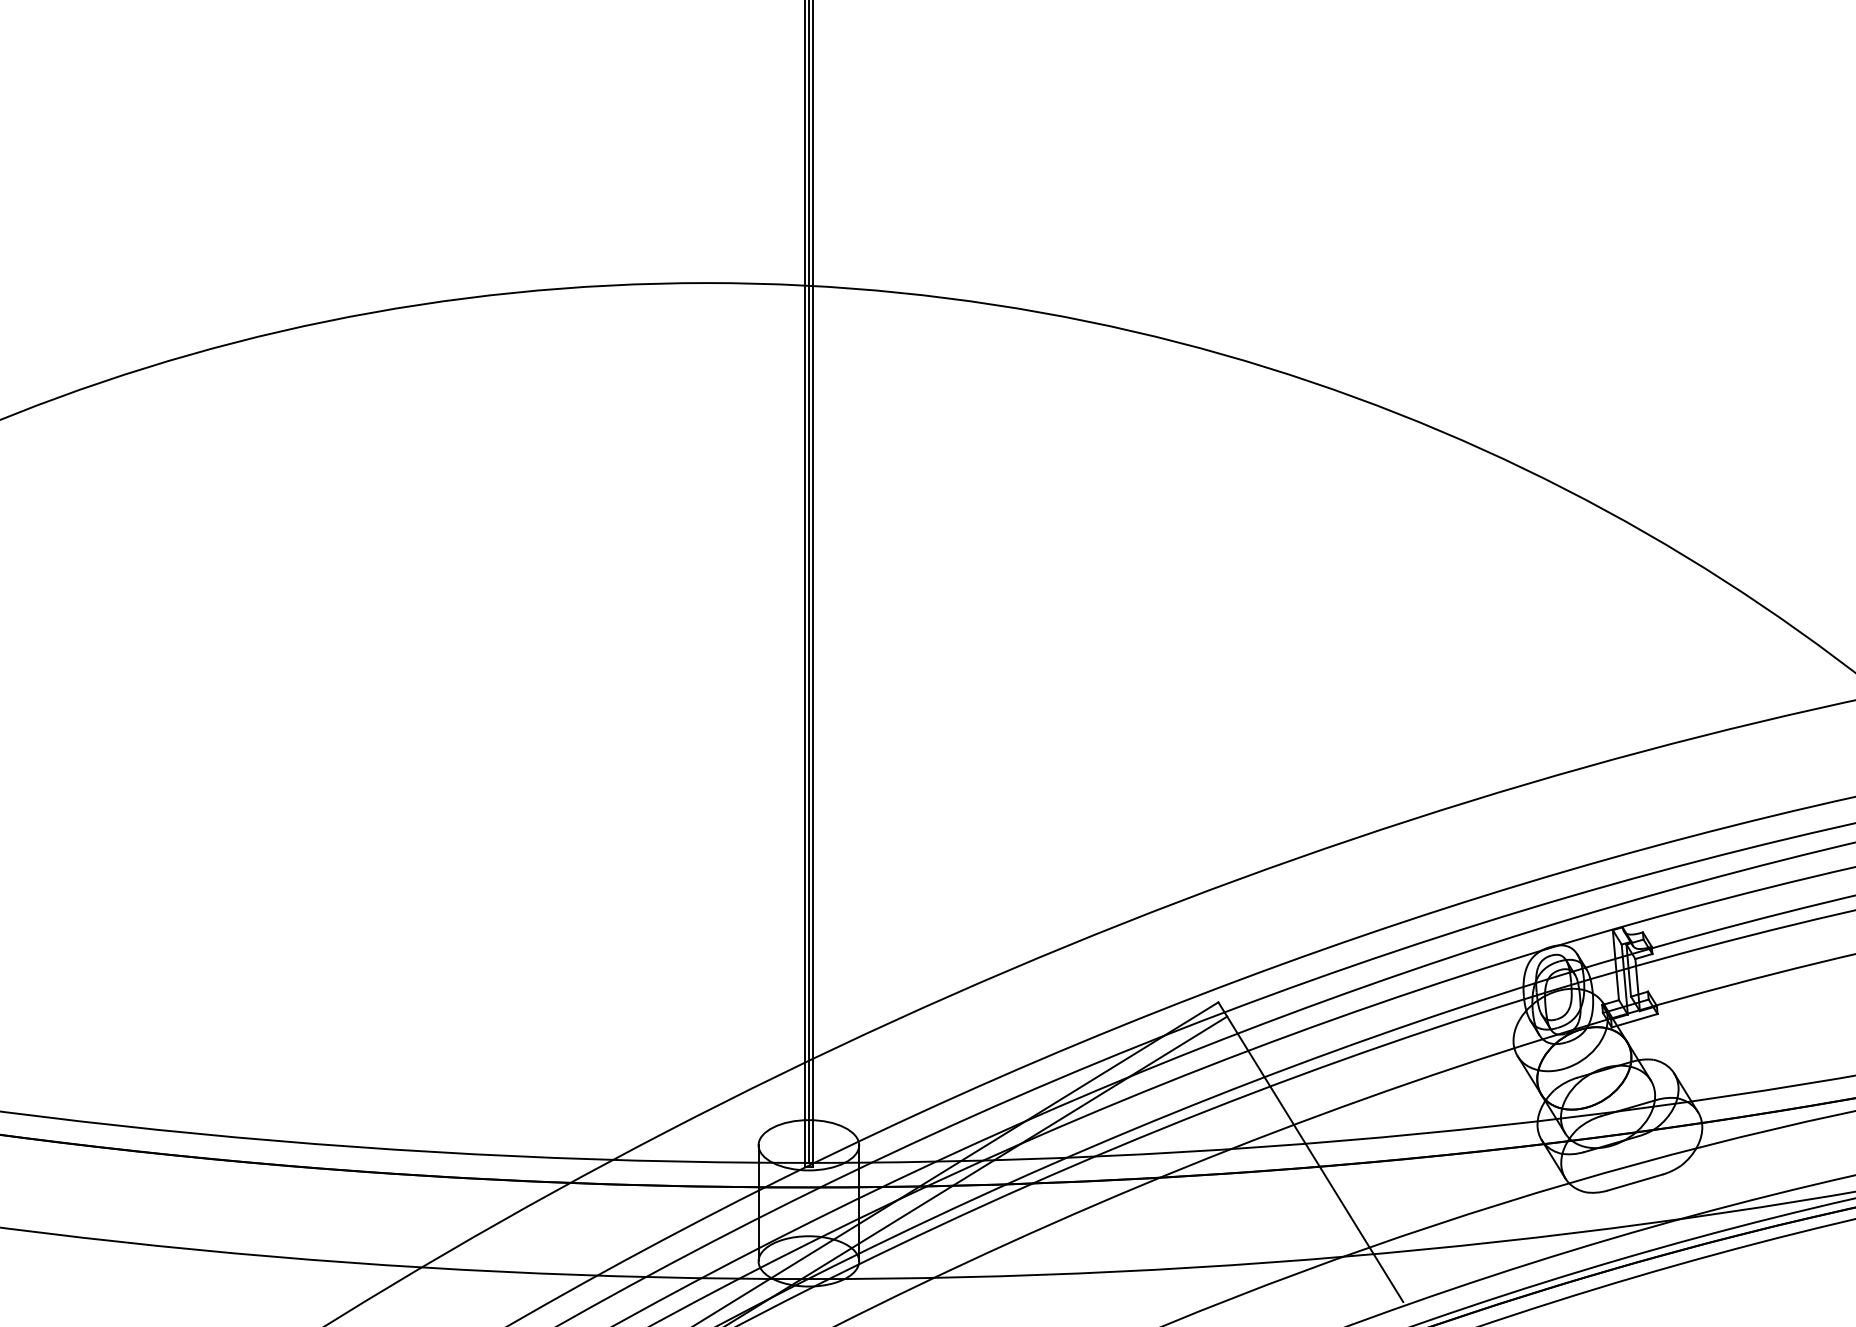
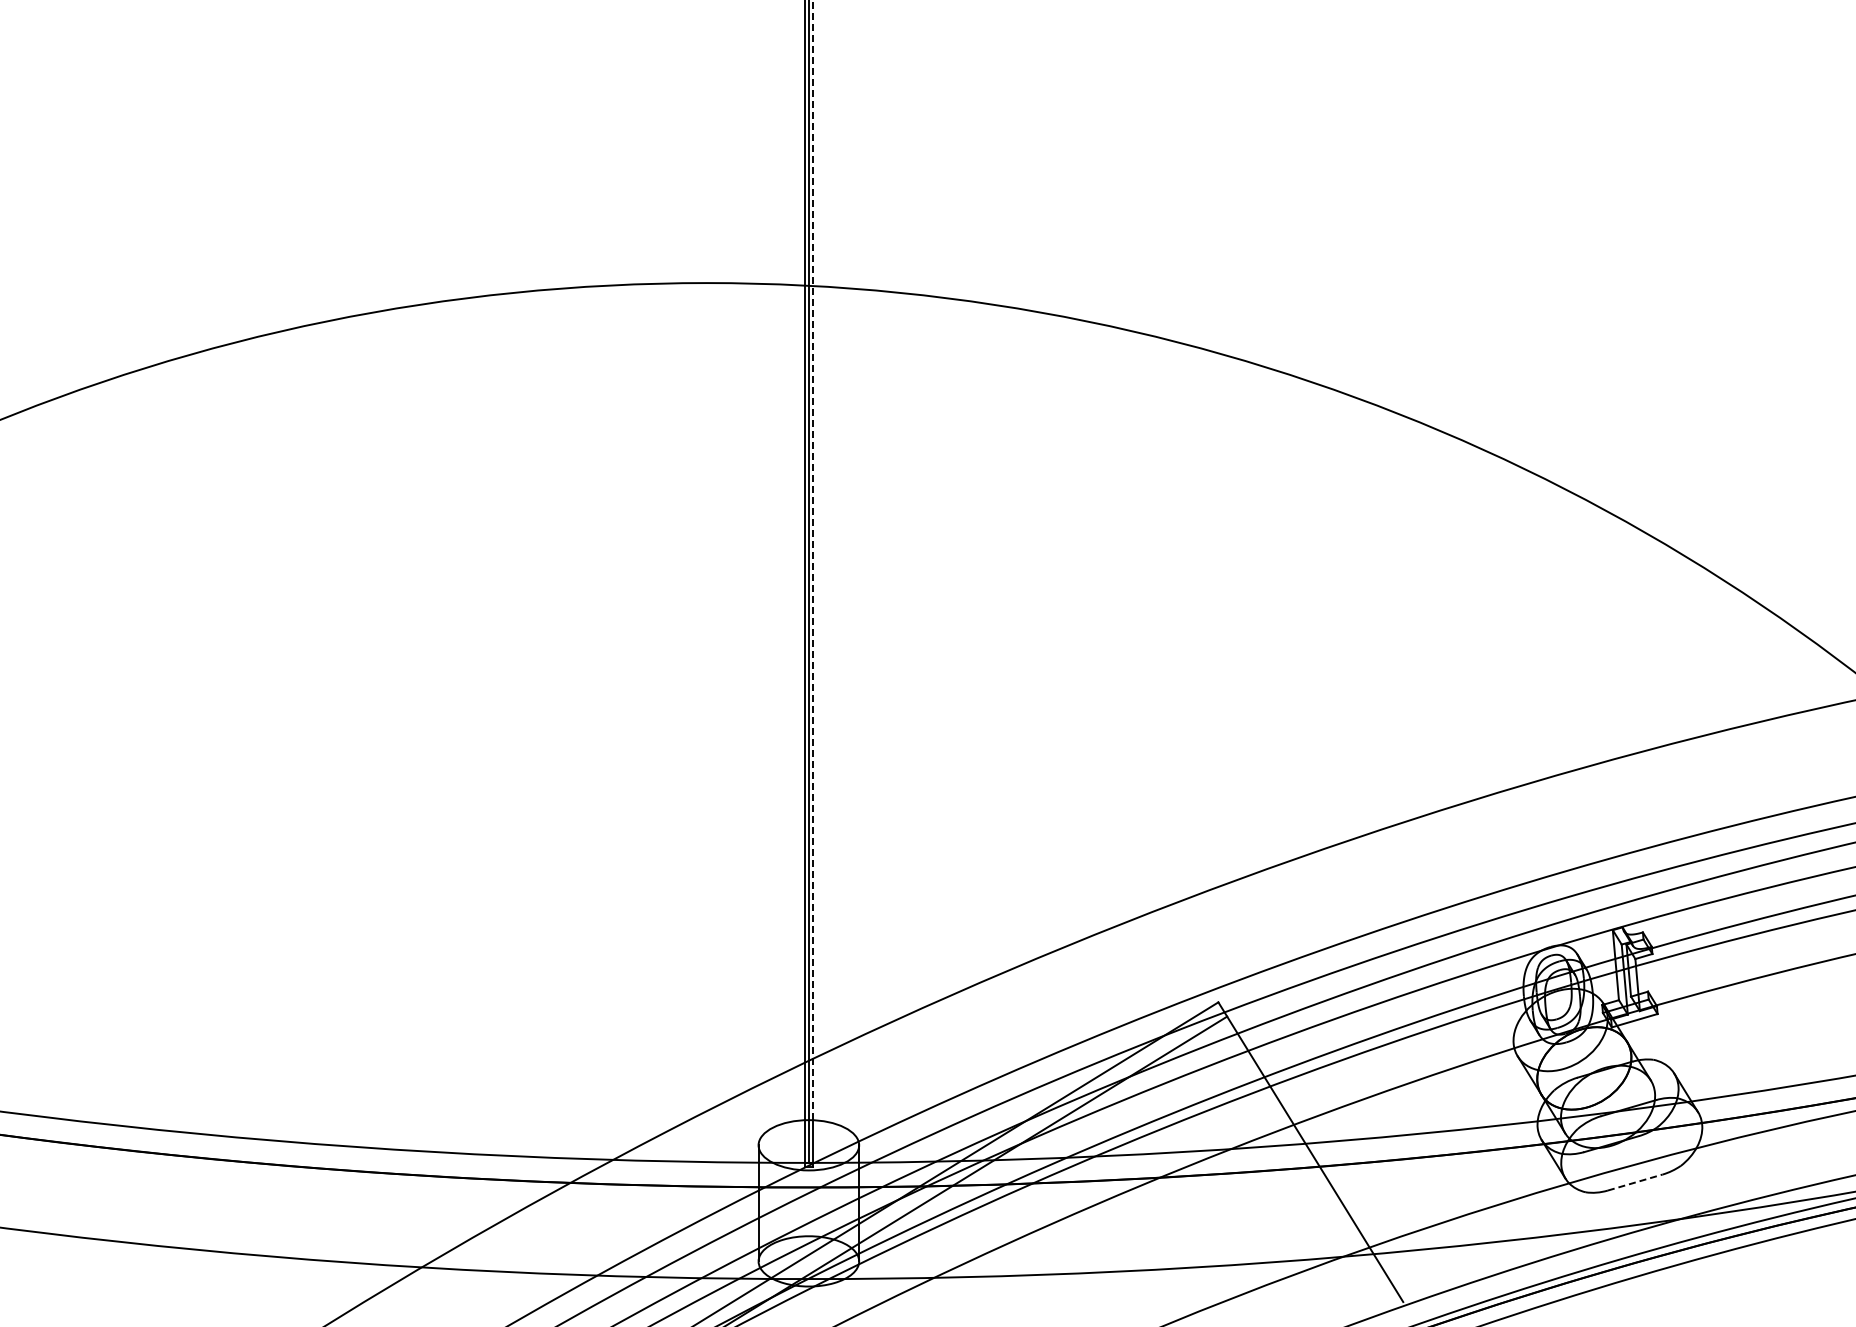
line: solid -> dashed (813, 560)
line: solid -> dashed (1635, 1182)
